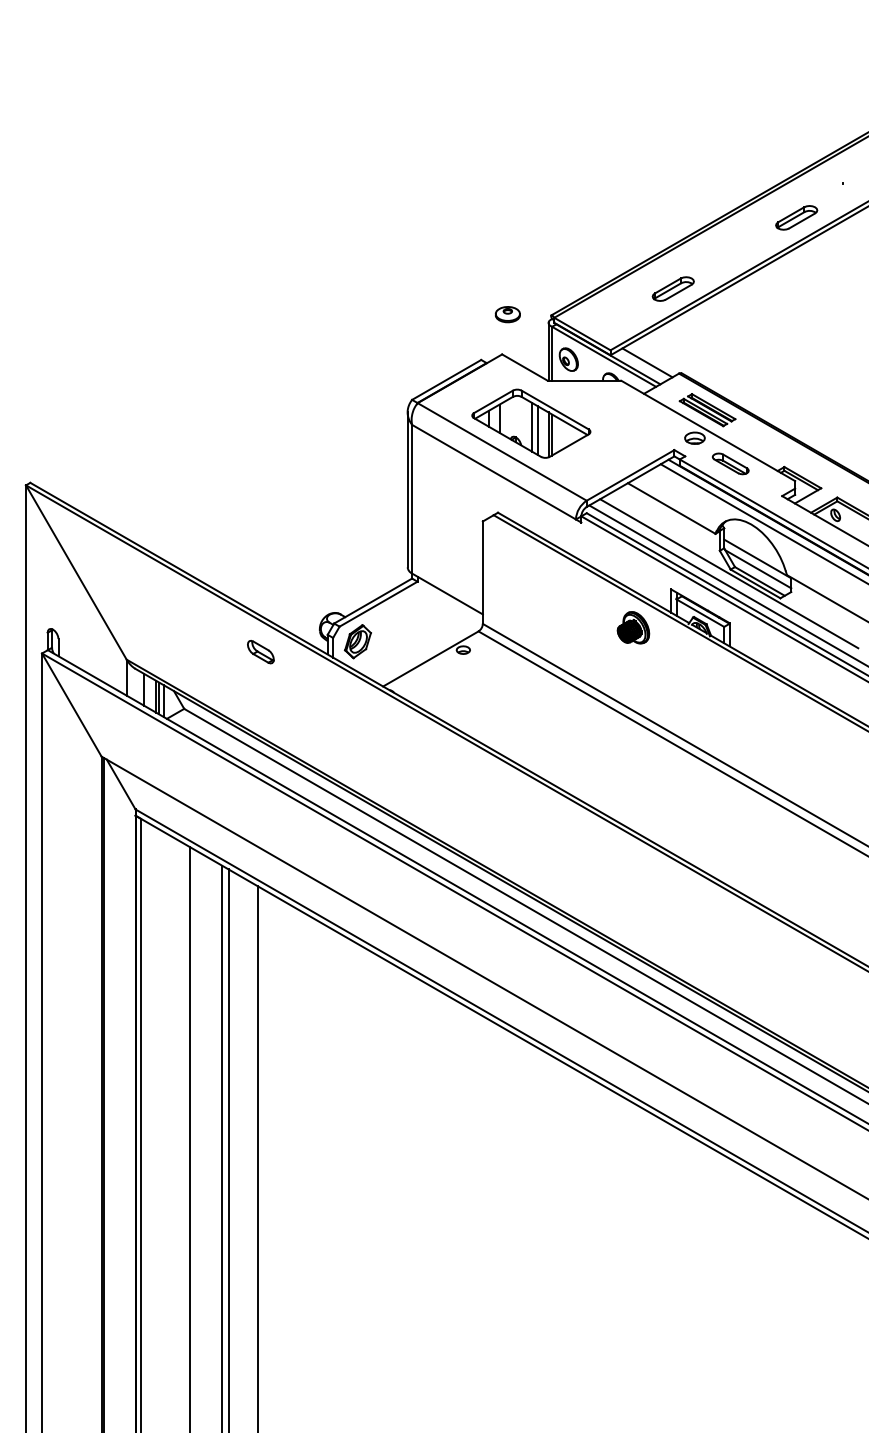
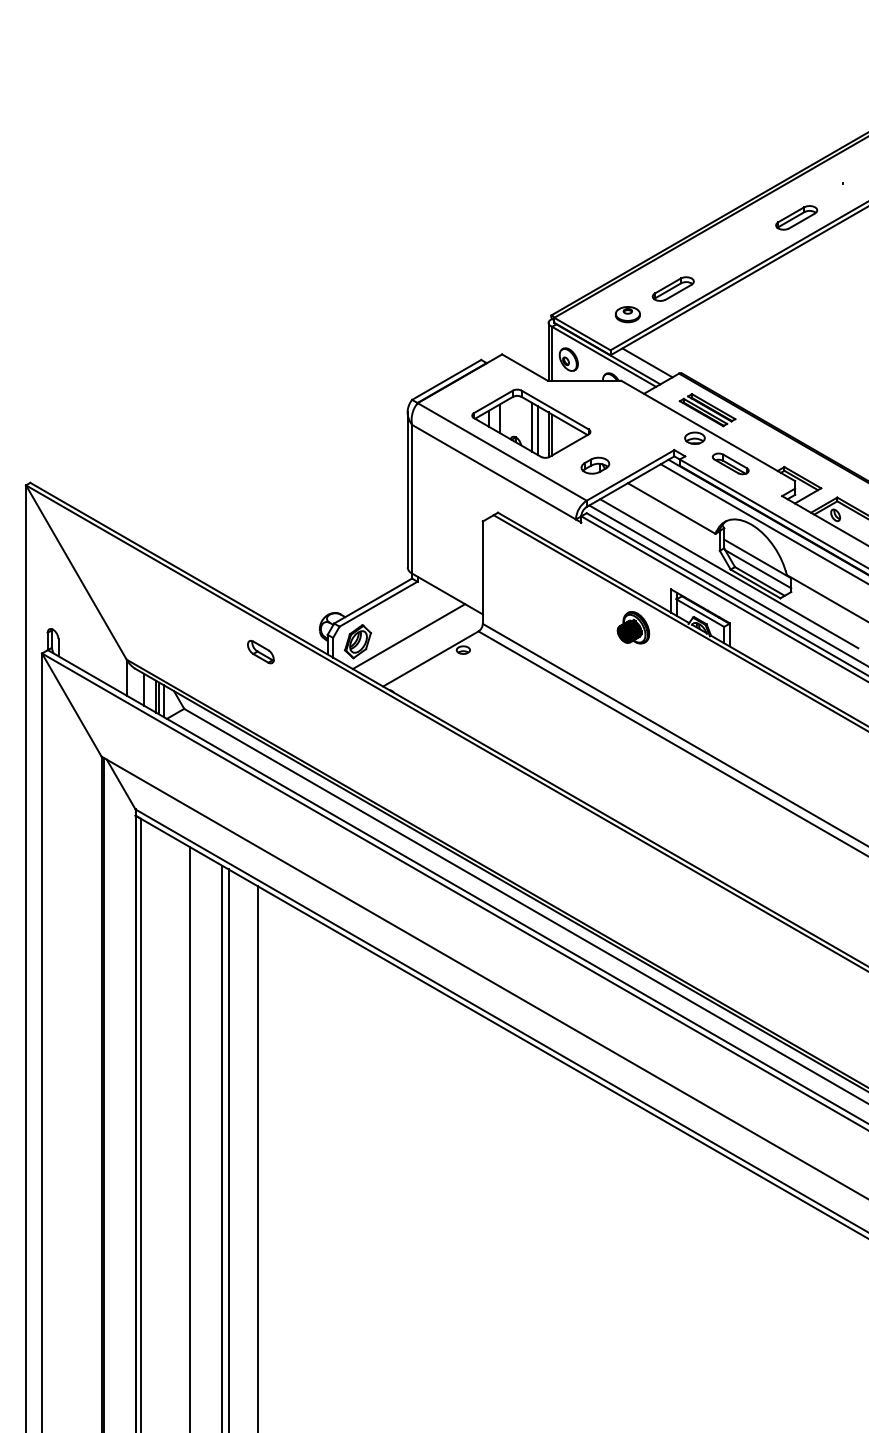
part position: (507, 314) -> (627, 314) (627, 314)
part: none -> present (595, 465)
line: none -> present (408, 636)
